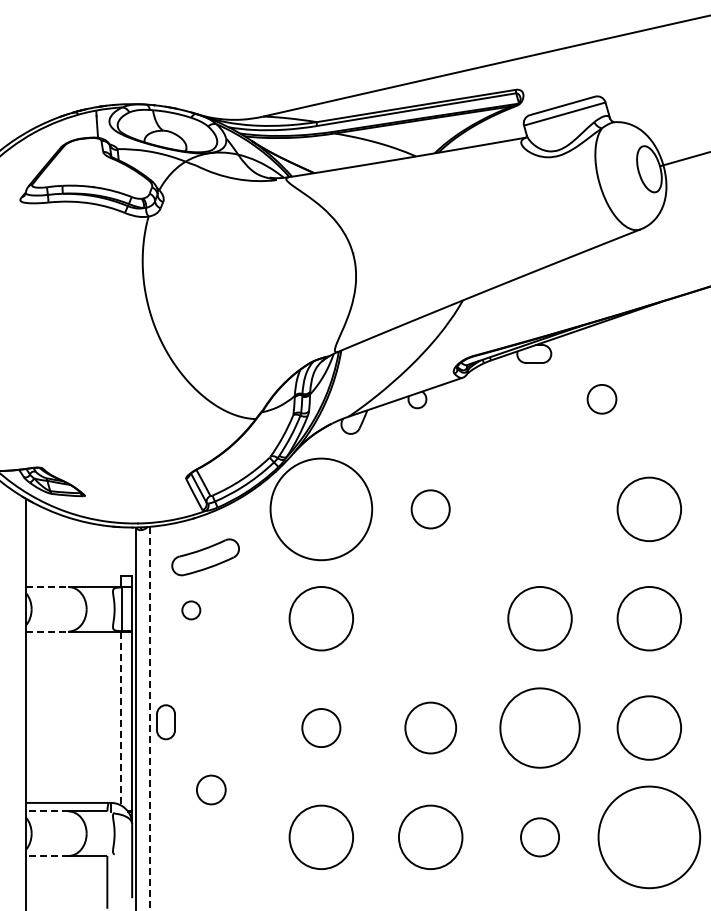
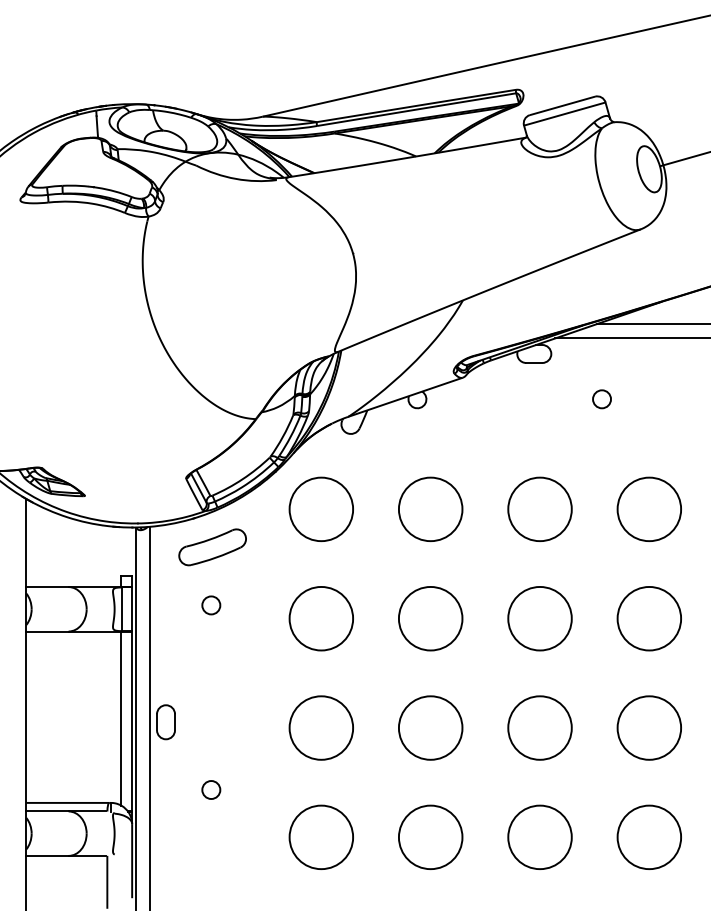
line: none -> present (651, 324)
line: none -> present (631, 338)
circle diameter: 29 px -> 18 px (602, 399)
circle: none -> present (539, 508)
circle diameter: 102 px -> 64 px (321, 509)
circle diameter: 38 px -> 64 px (430, 509)
part position: (205, 557) -> (212, 547) (212, 547)
line: dashed -> solid (48, 587)
circle position: (191, 610) -> (211, 605) (211, 605)
circle: none -> present (430, 618)
line: dashed -> solid (48, 631)
line: dashed -> solid (150, 718)
line: dashed -> solid (121, 719)
circle size: 54x54 px -> 66x66 px (430, 727)
circle size: 82x82 px -> 66x66 px (539, 727)
circle diameter: 38 px -> 64 px (321, 727)
circle diameter: 29 px -> 18 px (211, 790)
line: dashed -> solid (47, 811)
circle diameter: 38 px -> 64 px (539, 837)
circle diameter: 102 px -> 64 px (649, 837)
line: dashed -> solid (47, 855)
